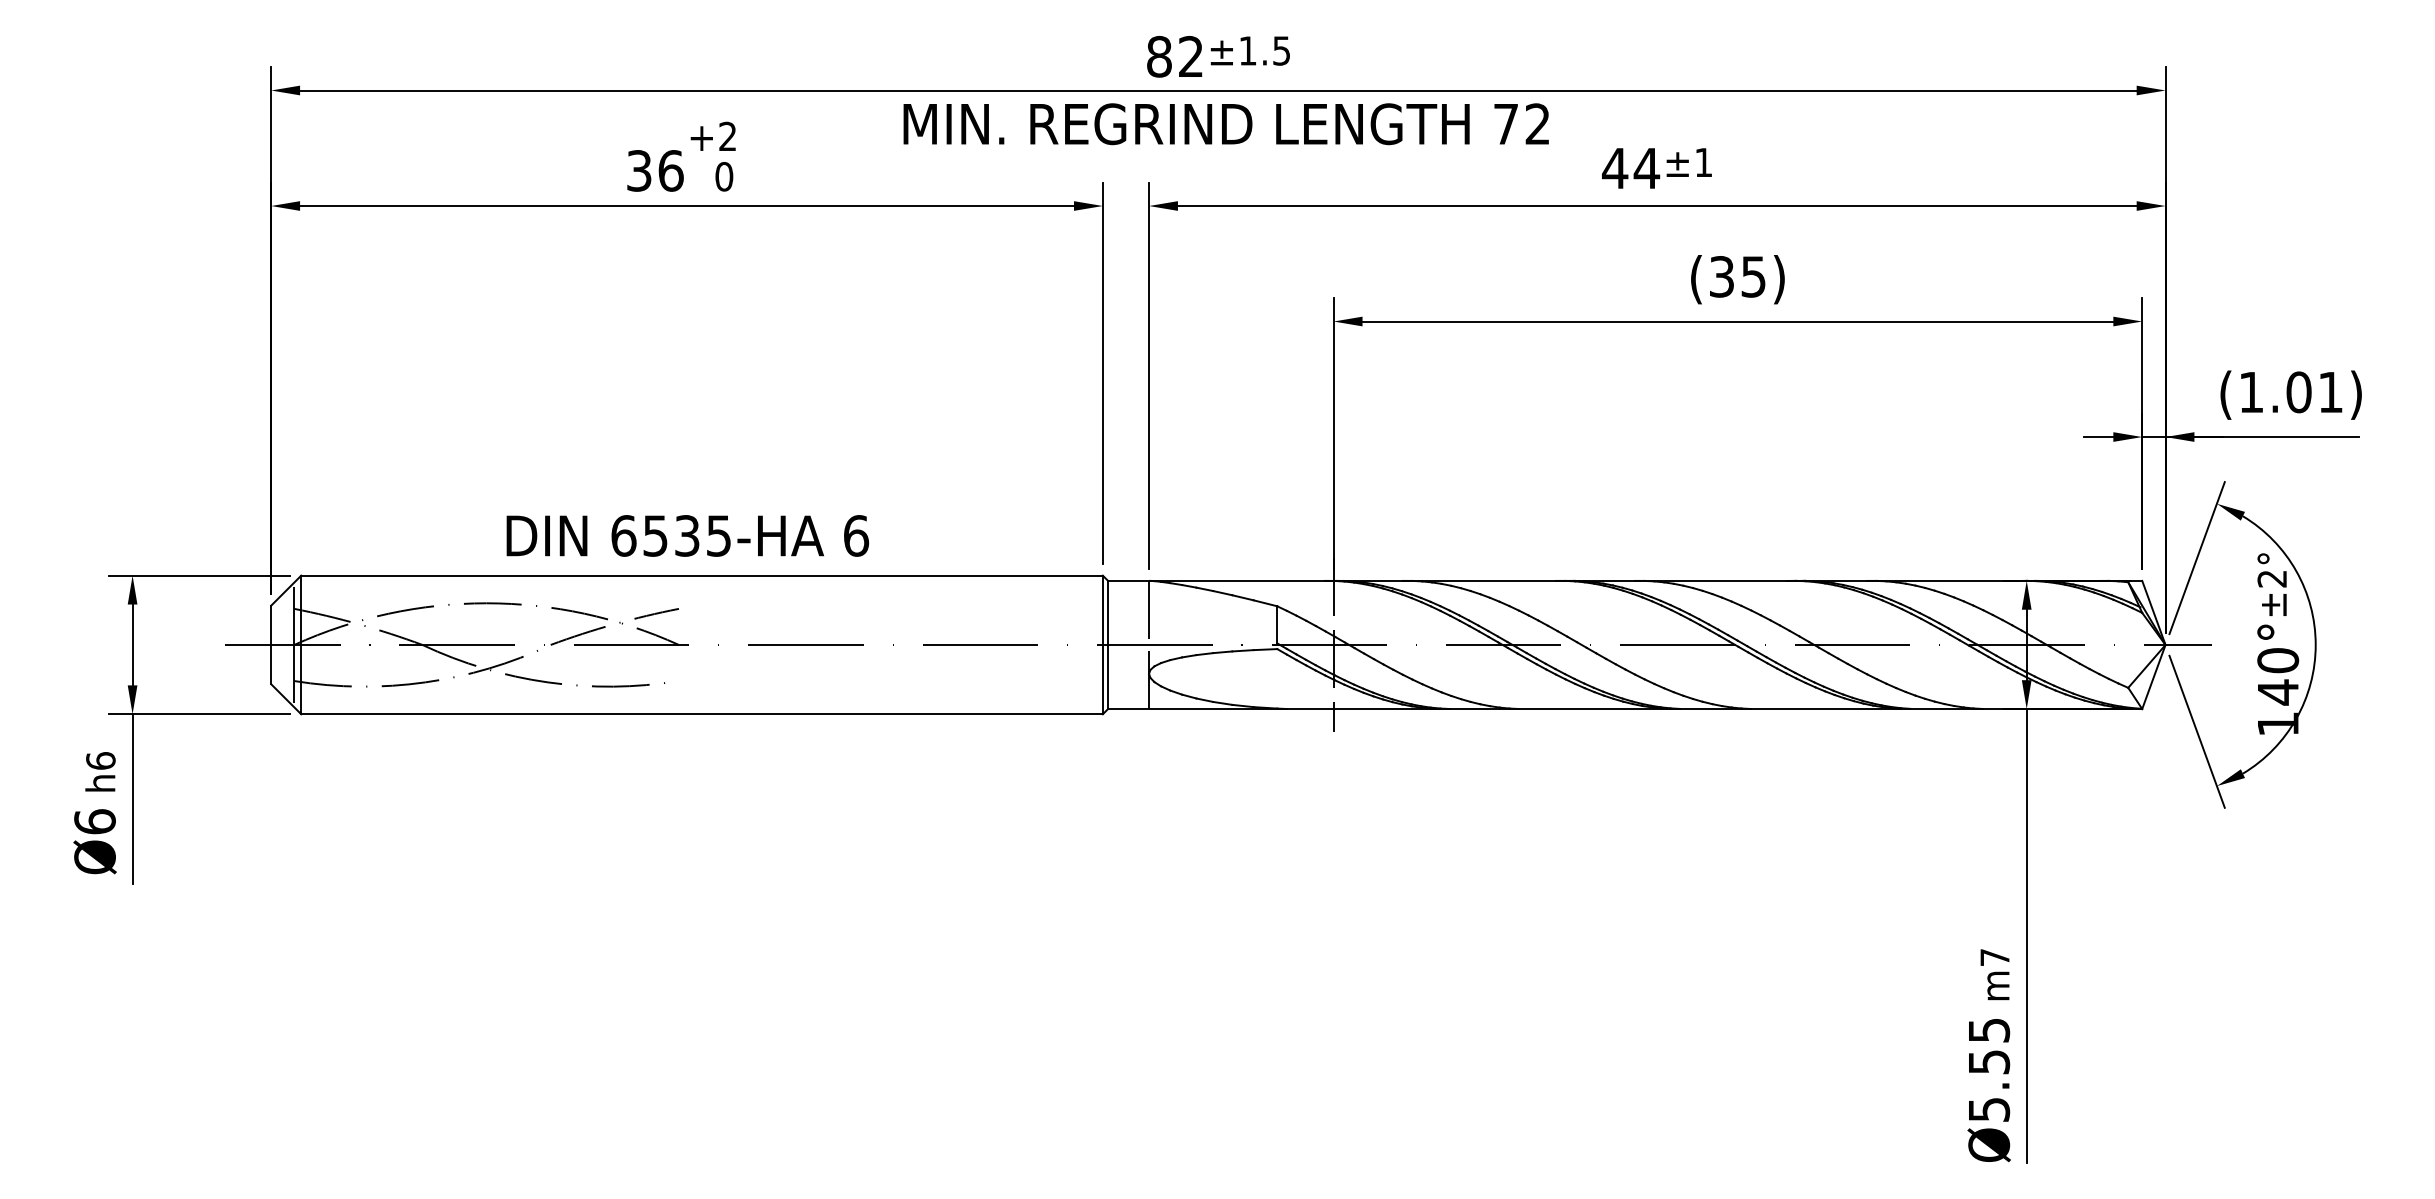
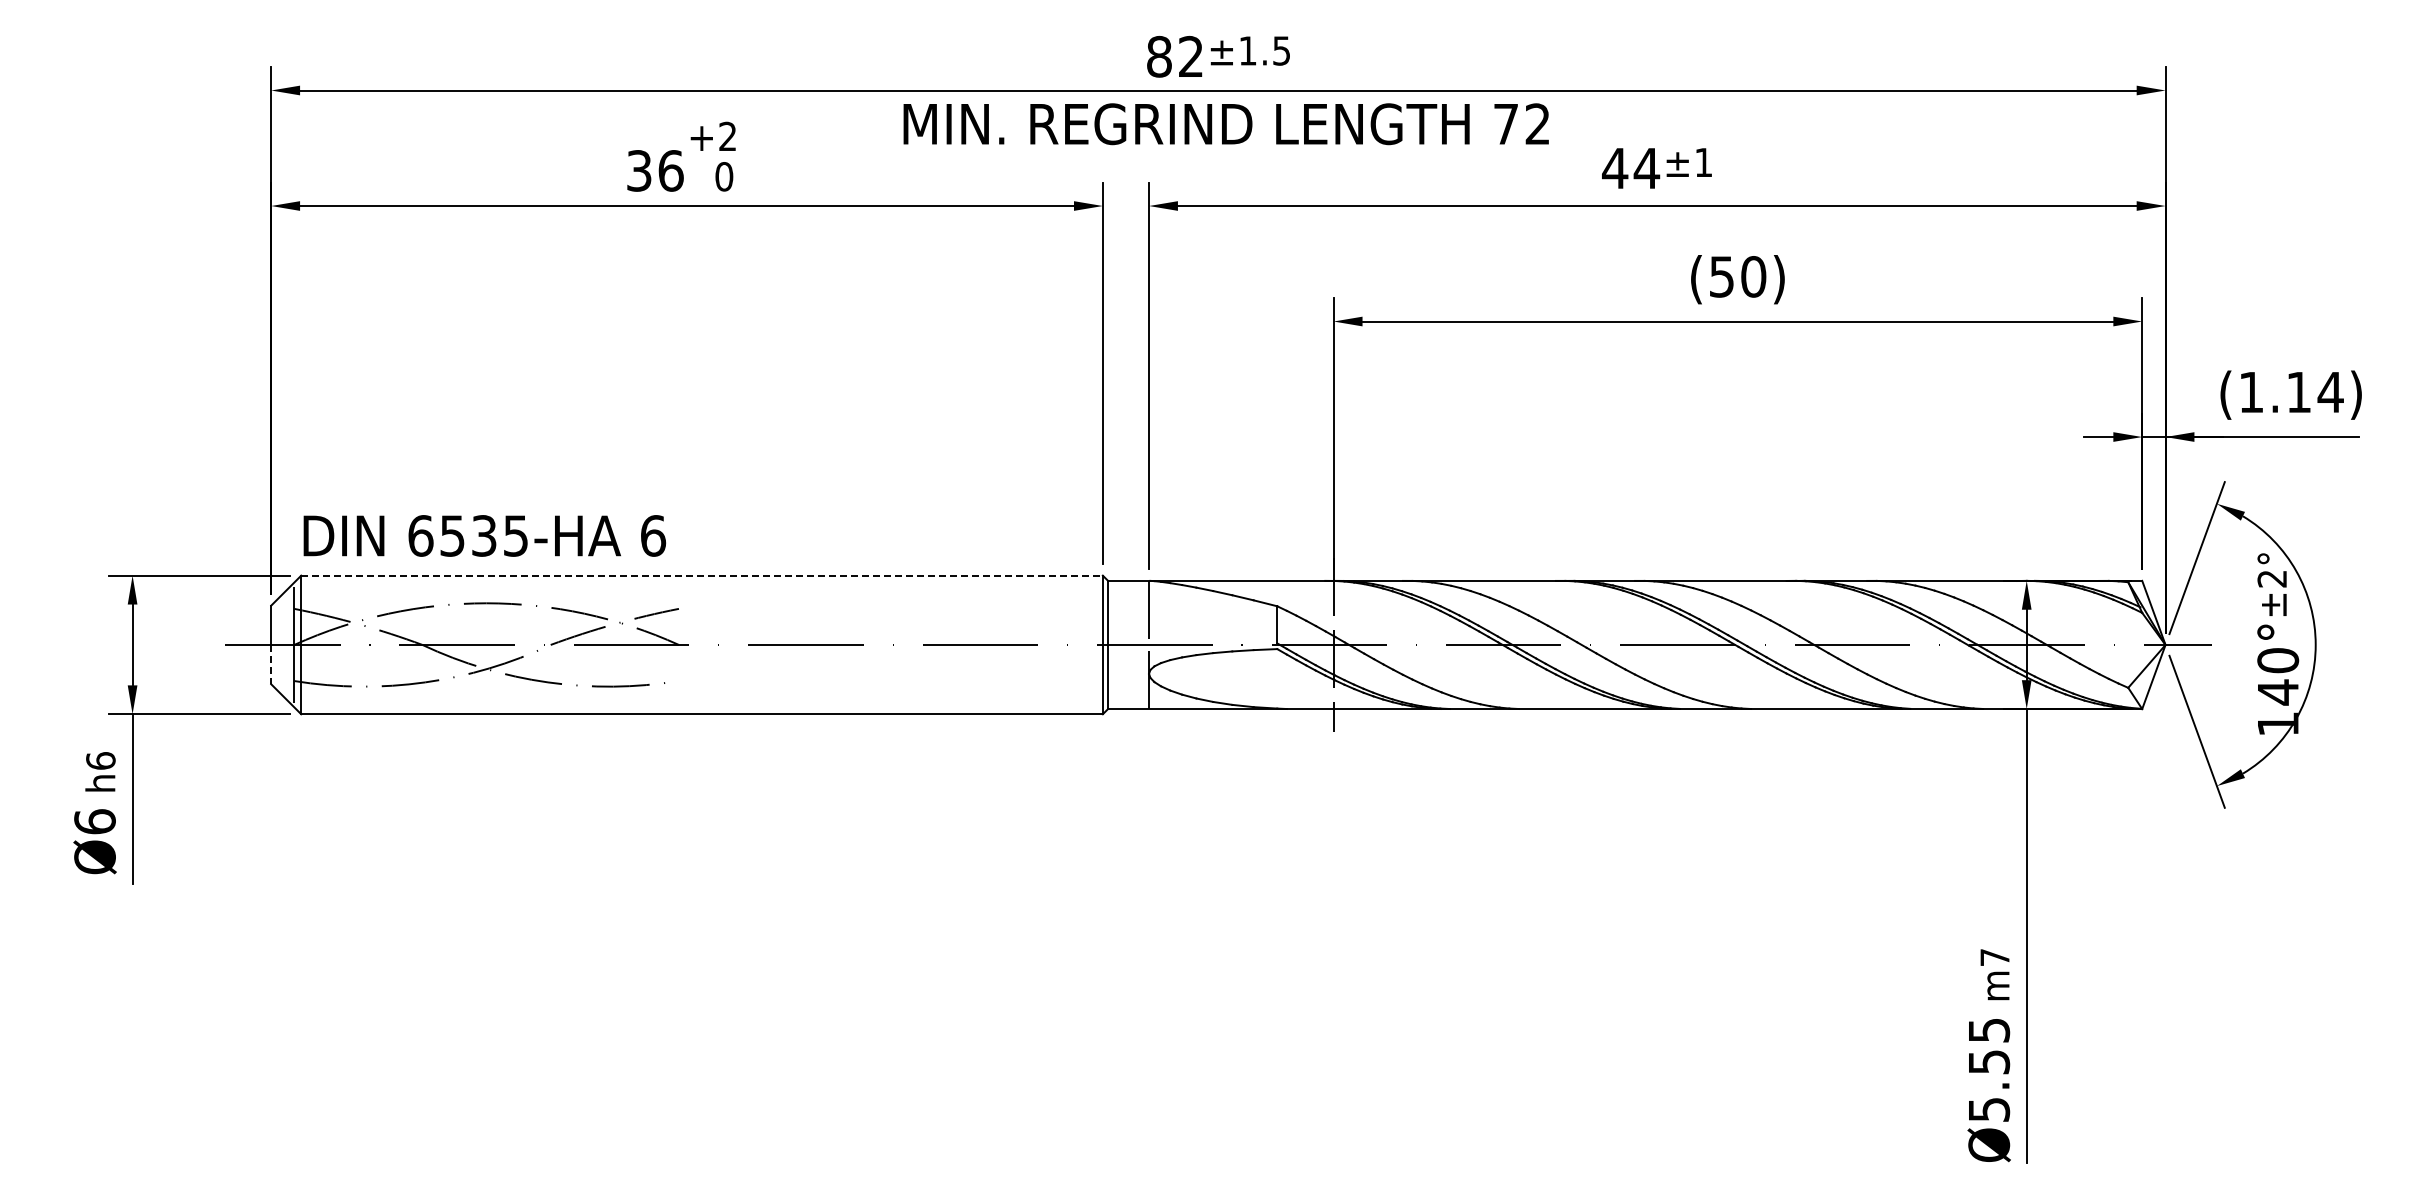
text: (35) -> (50) (1738, 276)
text: (1.01) -> (1.14) (2314, 392)
text position: (687, 535) -> (484, 535) (484, 535)
line: solid -> dashed (702, 575)
line: solid -> dashed (271, 664)
